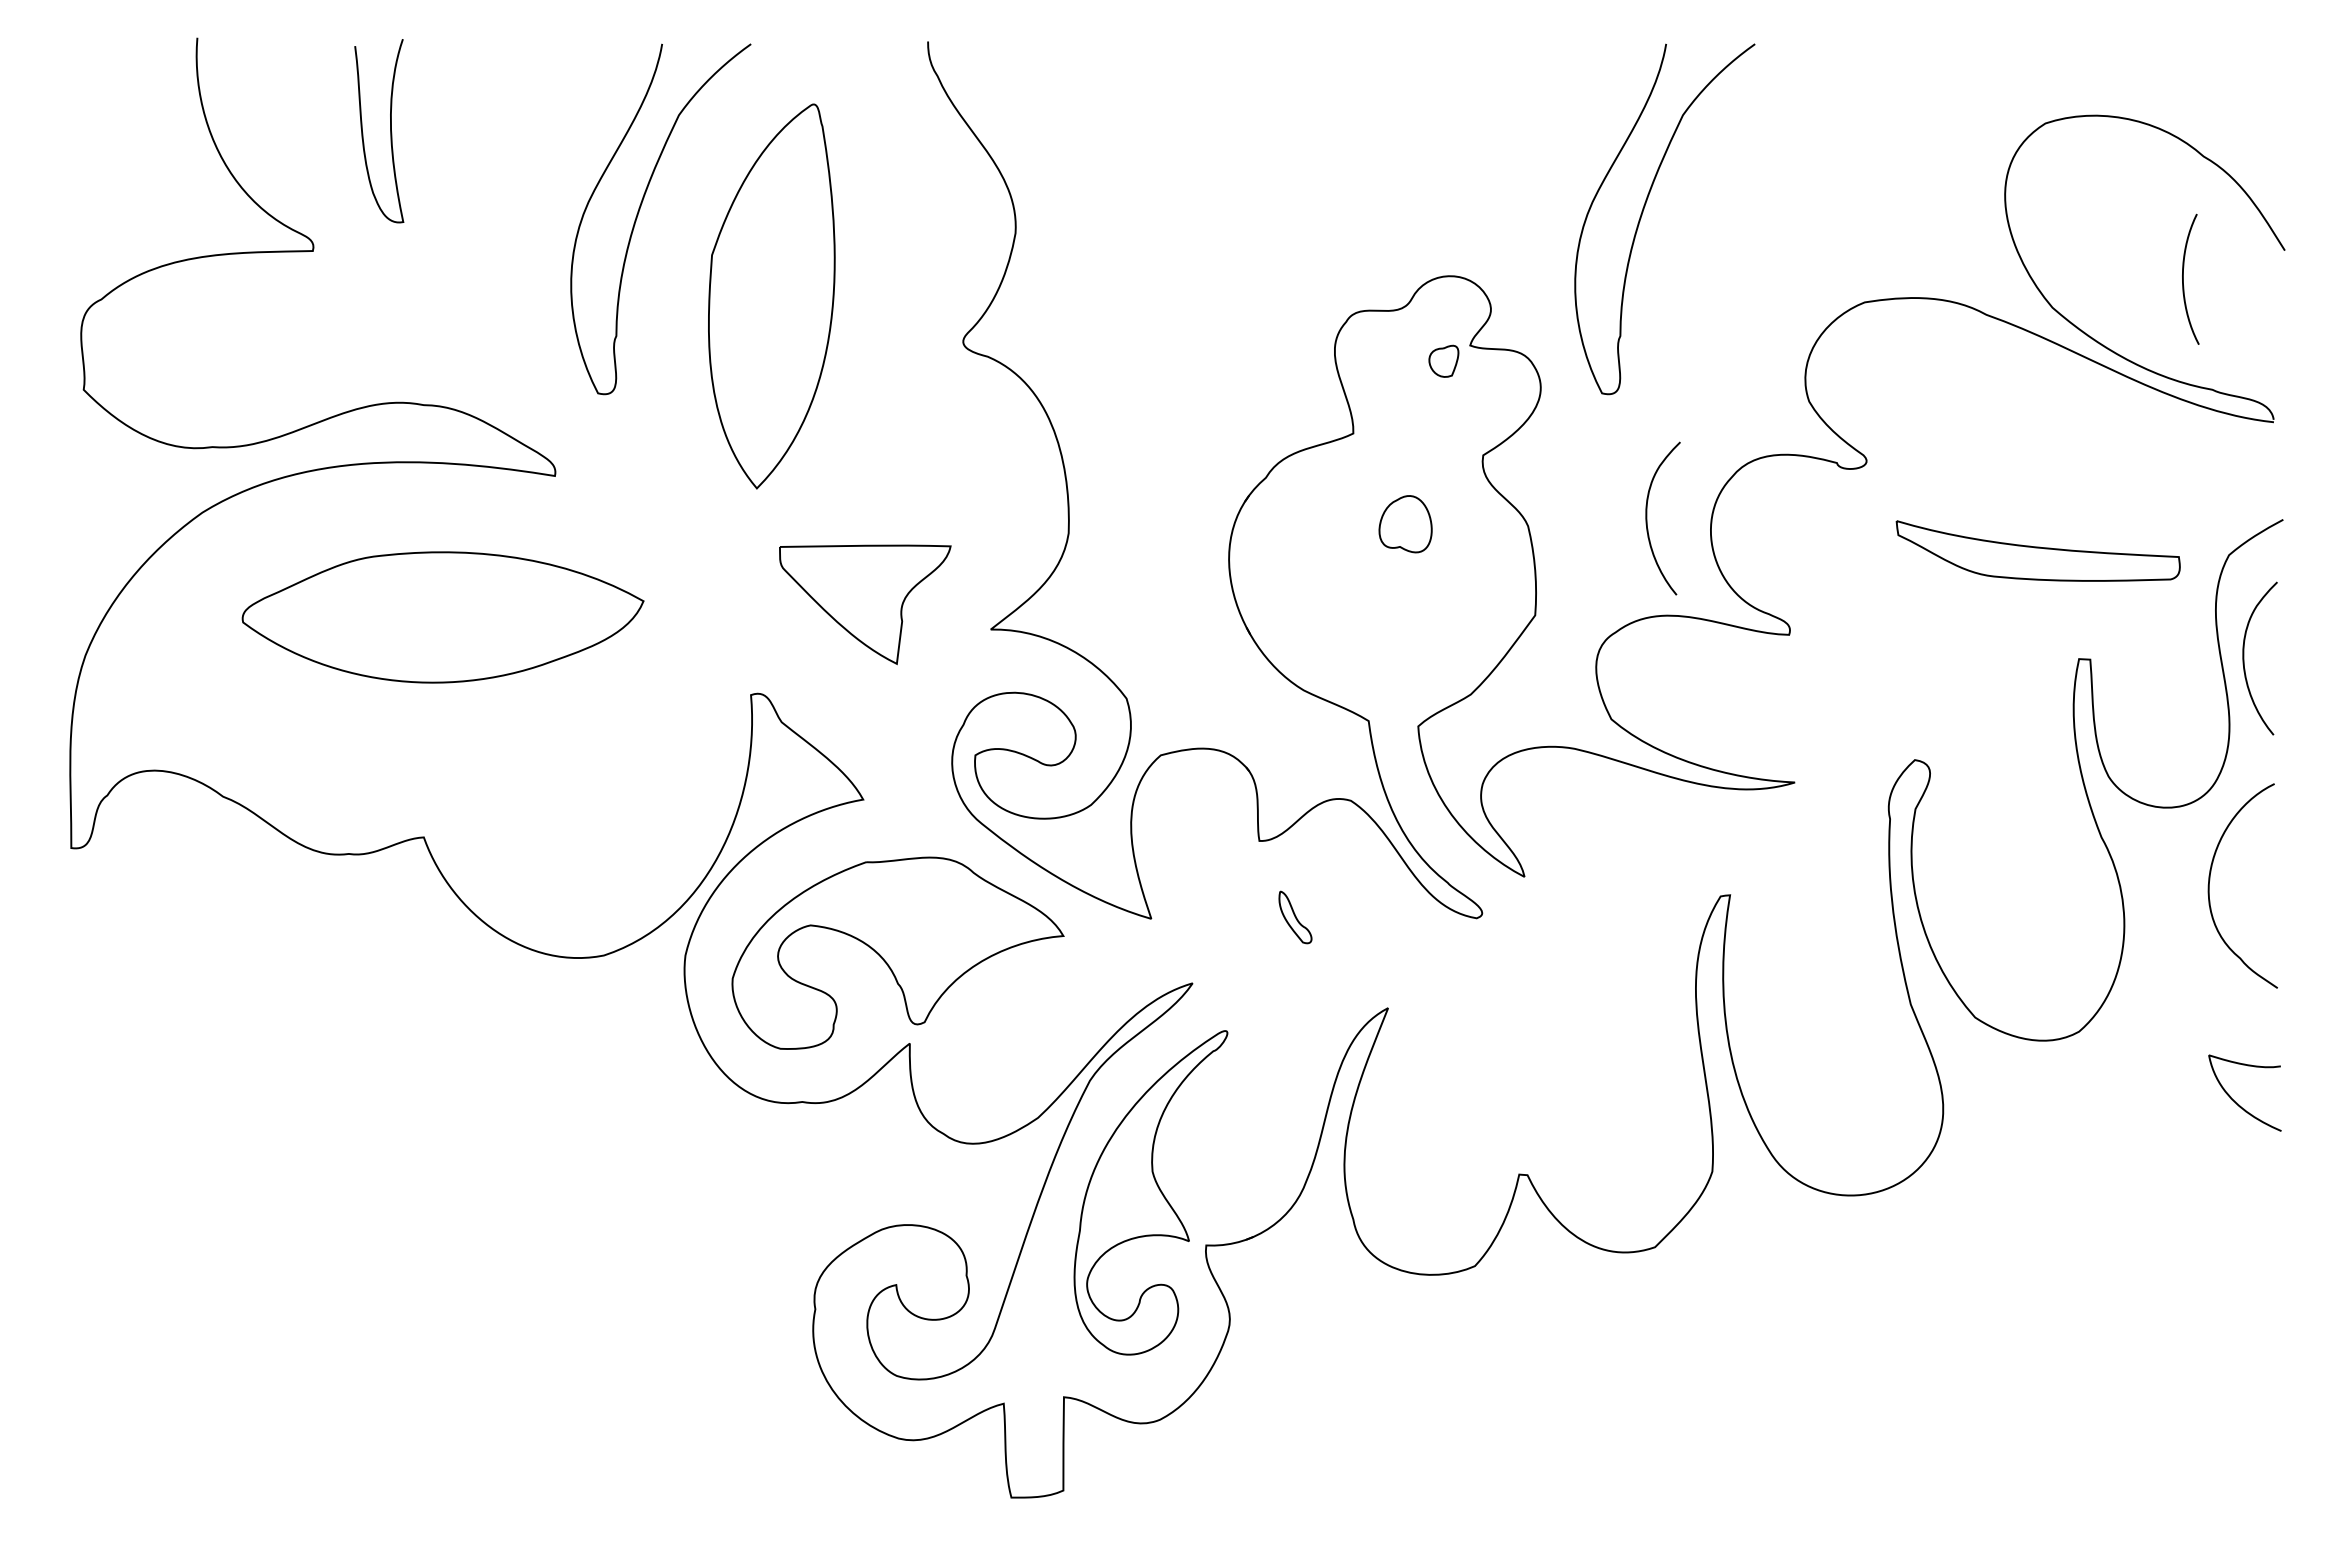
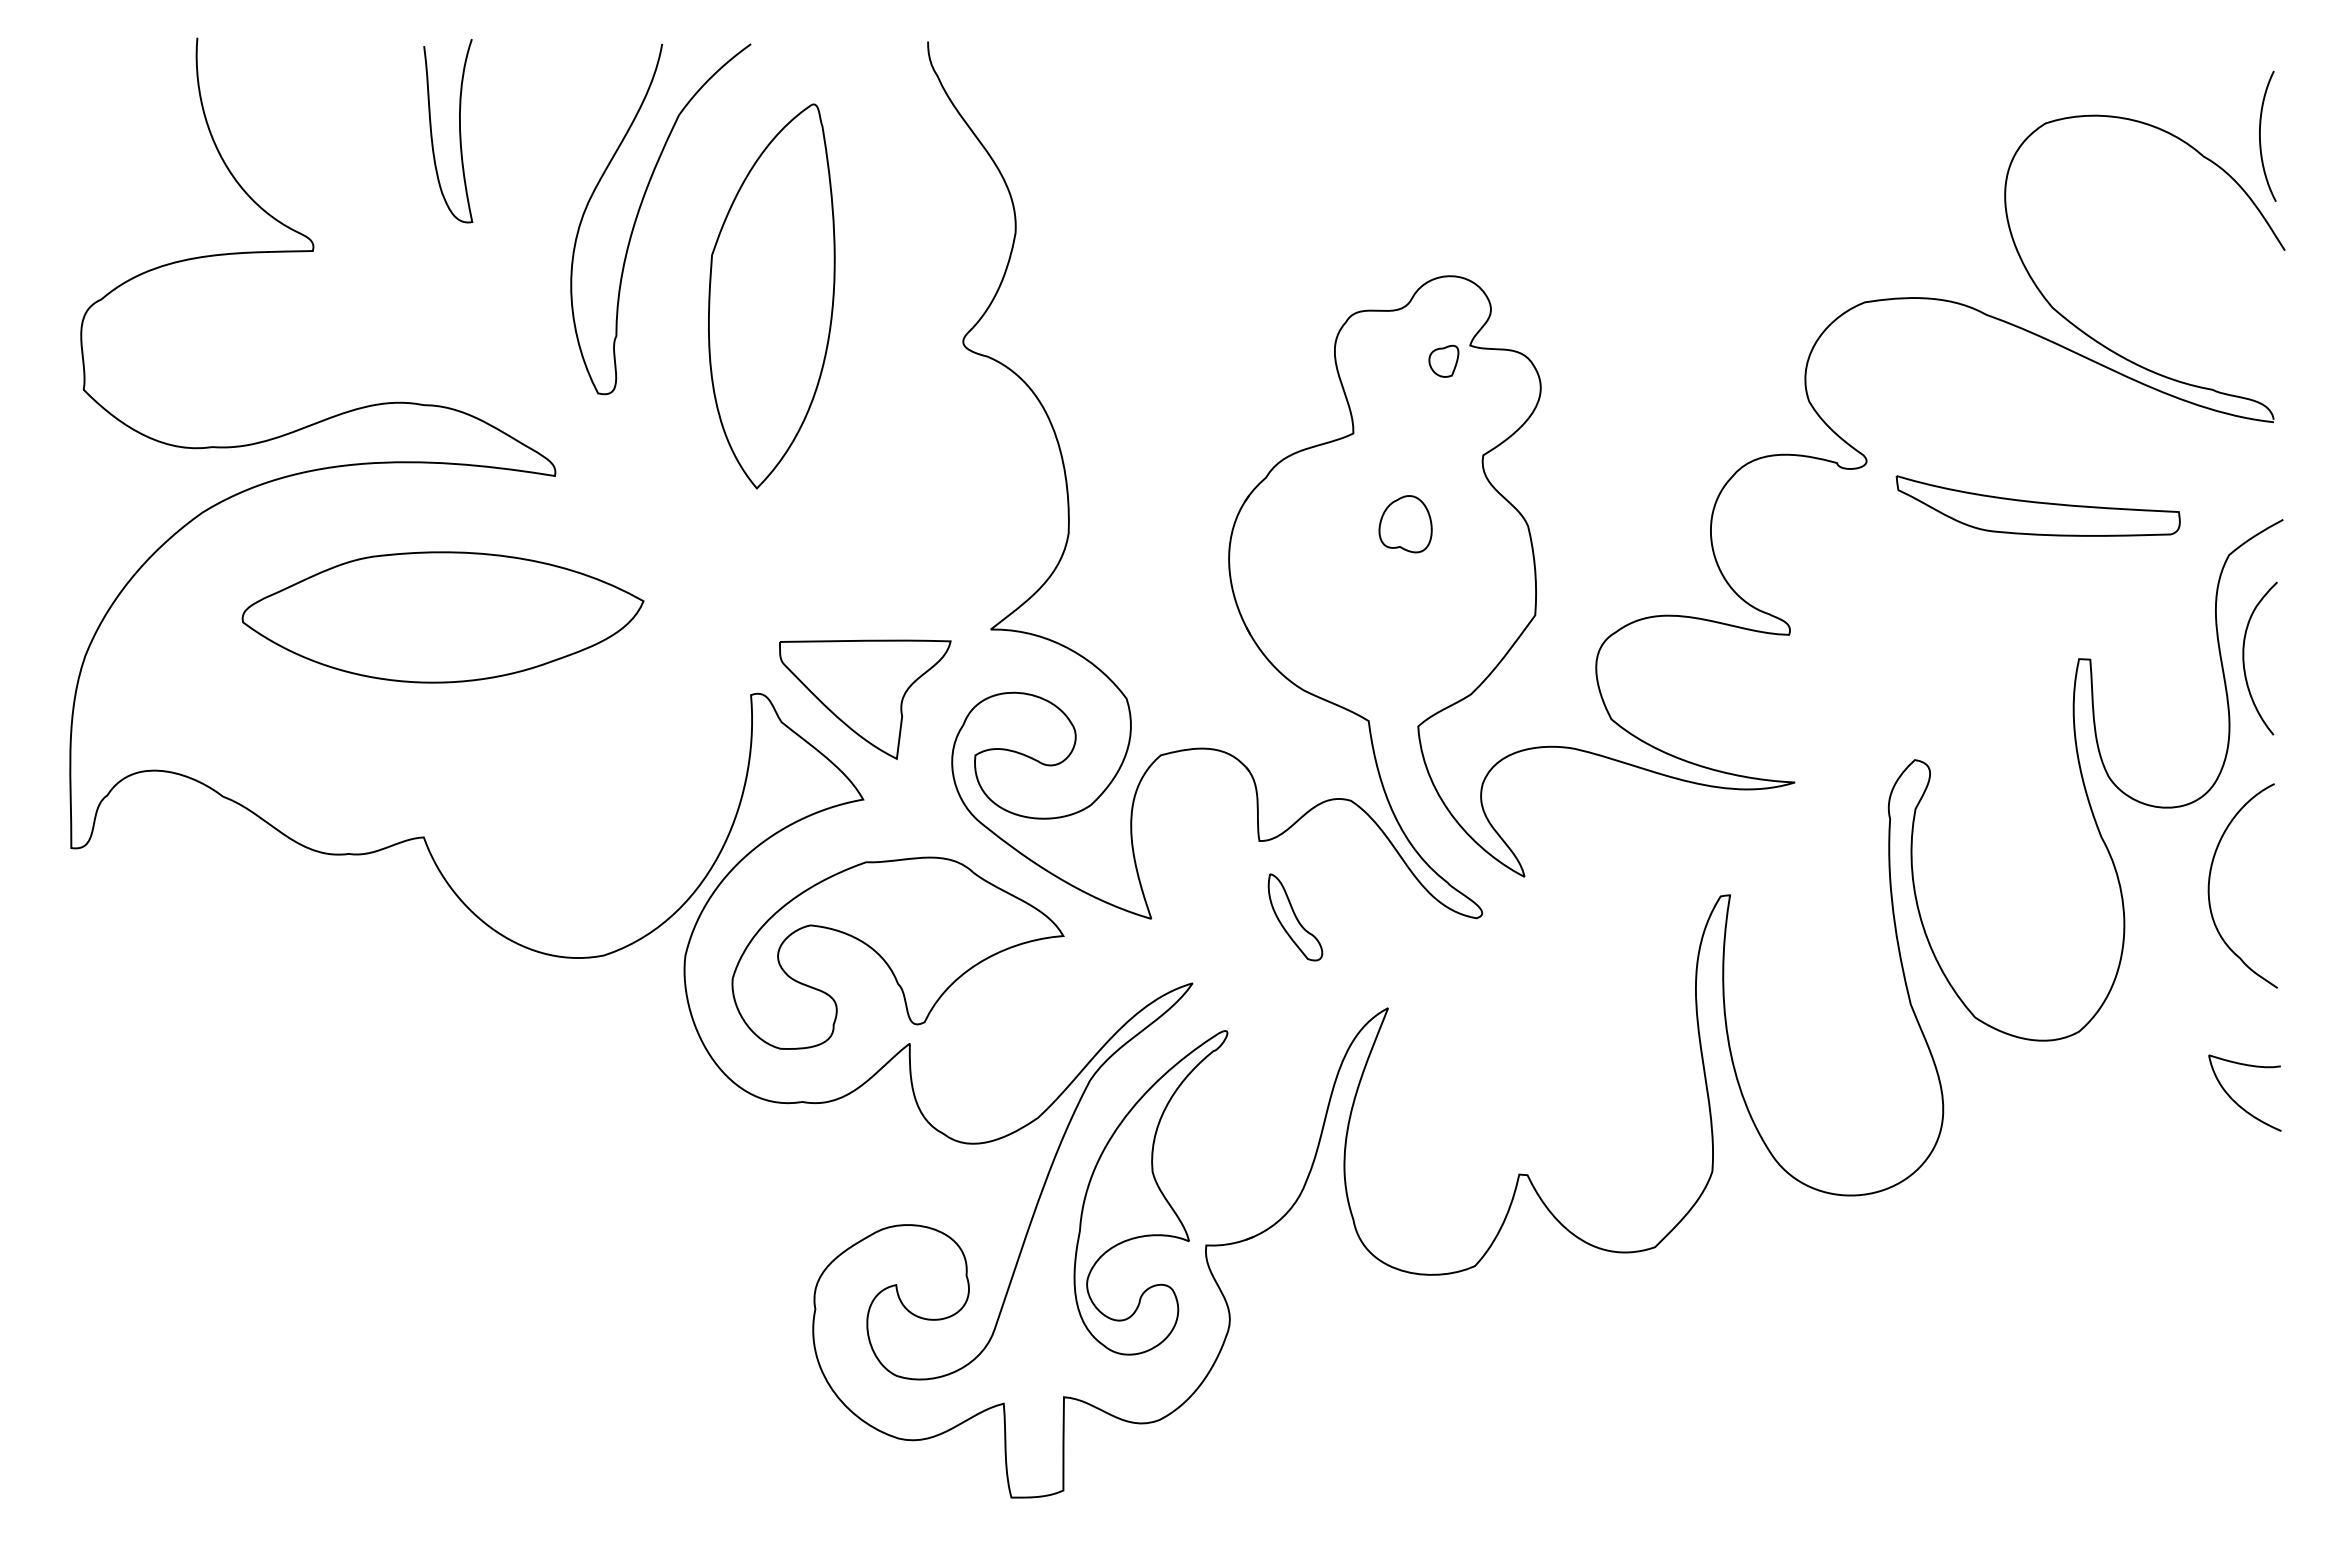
curve position: (390, 131) -> (459, 131) (459, 131)
curve: present -> none (1643, 212)
curve position: (2183, 278) -> (2260, 135) (2260, 135)
curve: present -> none (1647, 518)
part position: (2037, 550) -> (2037, 505) (2037, 505)
part position: (865, 604) -> (865, 699) (865, 699)
part size: 35x55 px -> 57x89 px (1295, 917)
